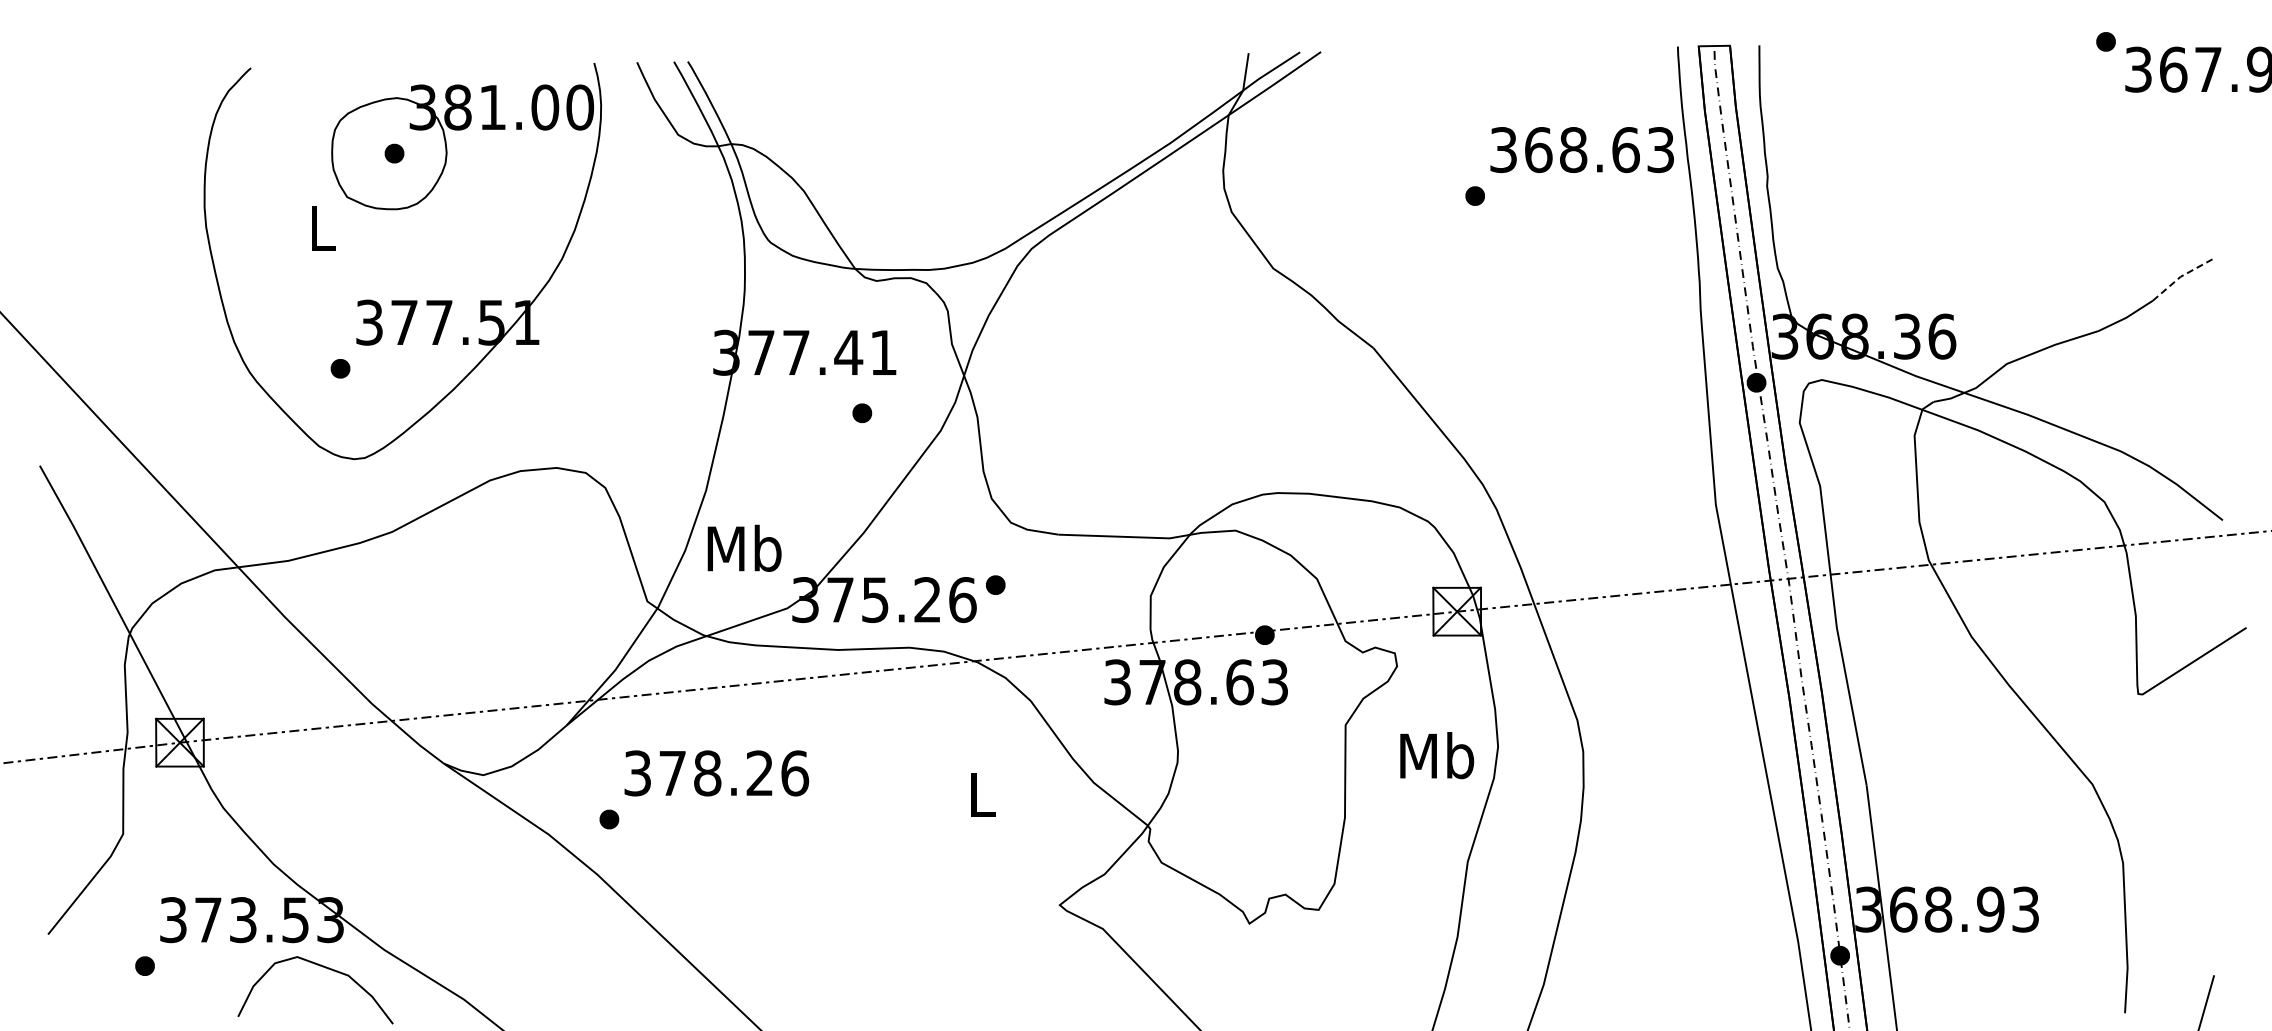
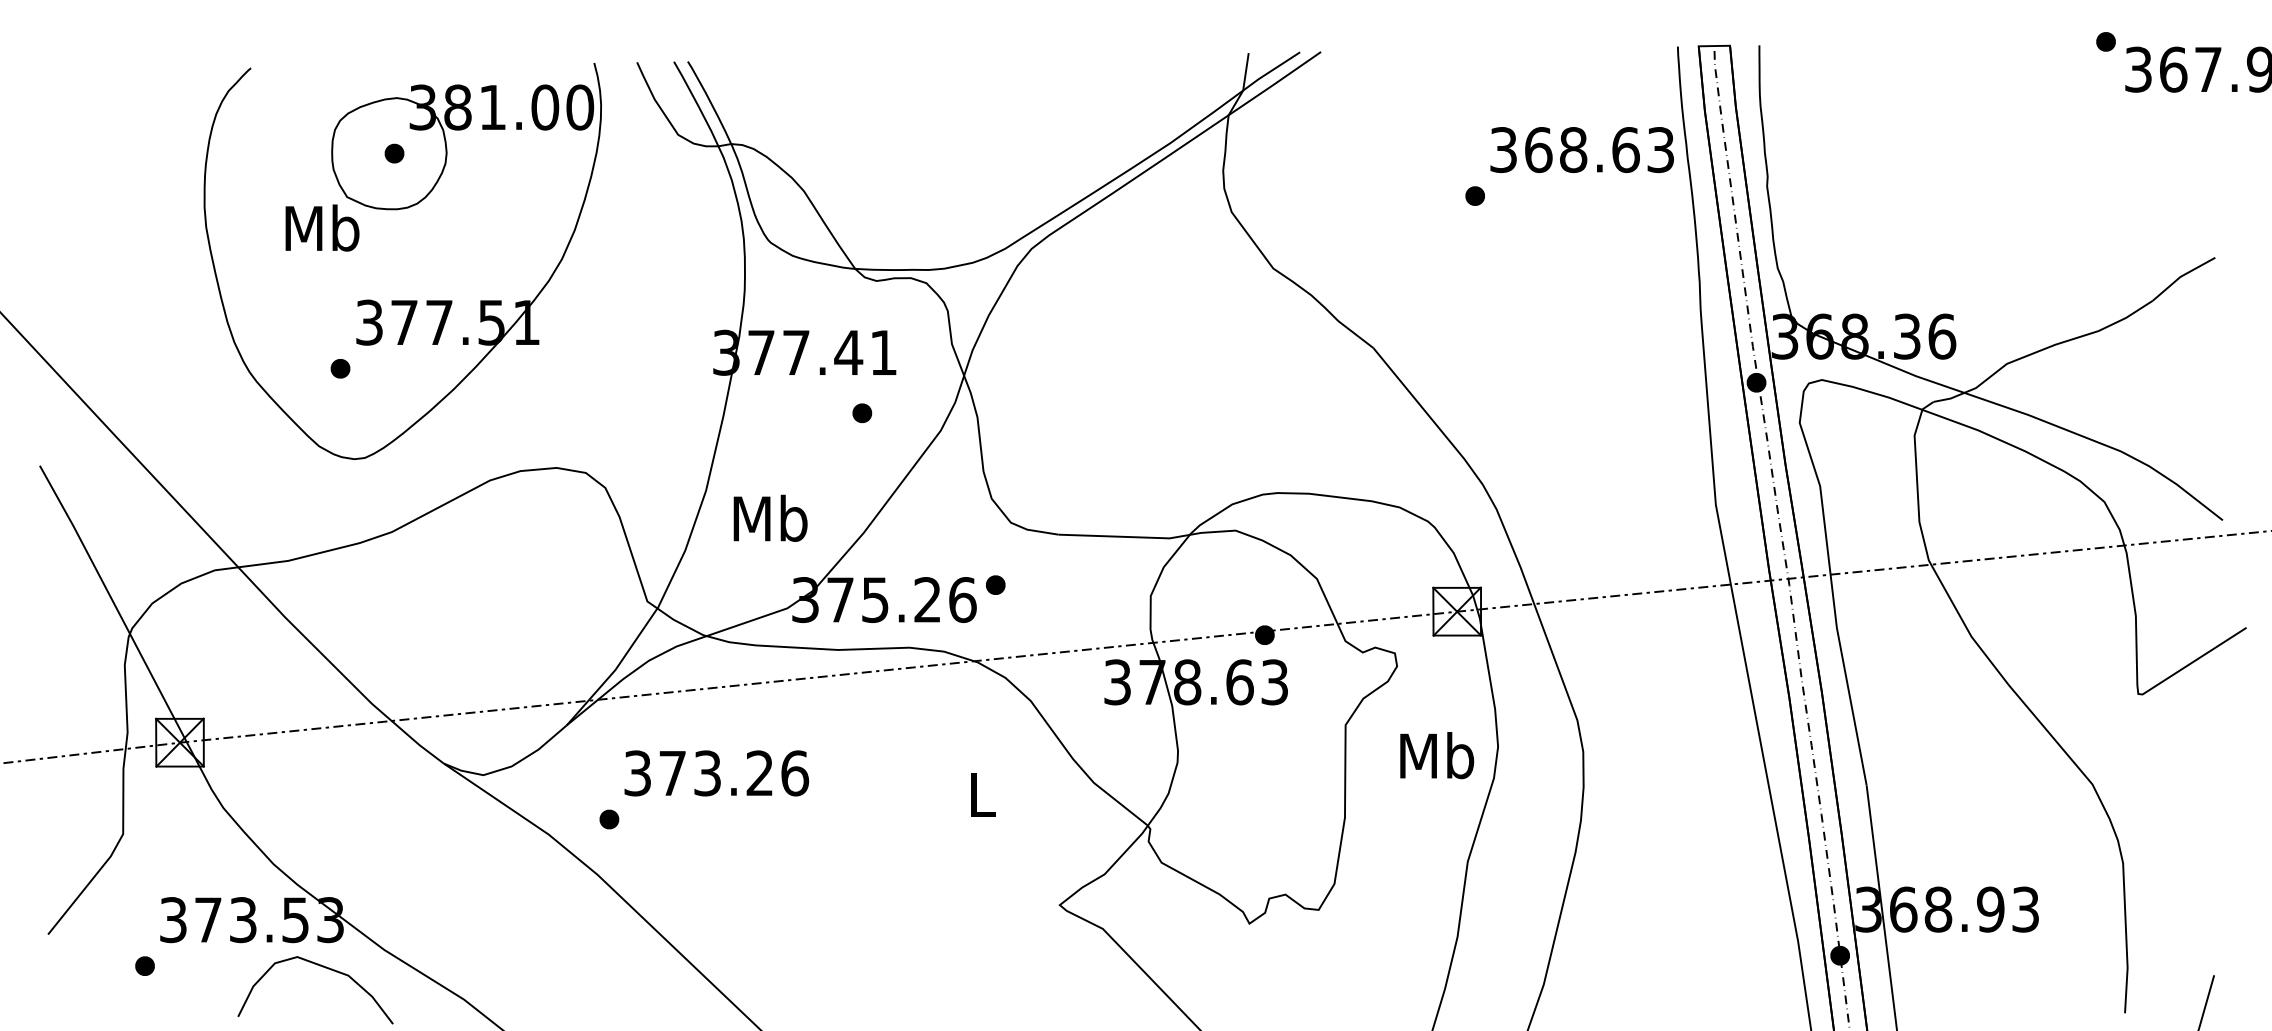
text: L -> Mb (322, 227)
line: dashed -> solid (2181, 276)
text position: (744, 547) -> (770, 517) (770, 517)
text: 378.26 -> 373.26 (707, 773)
